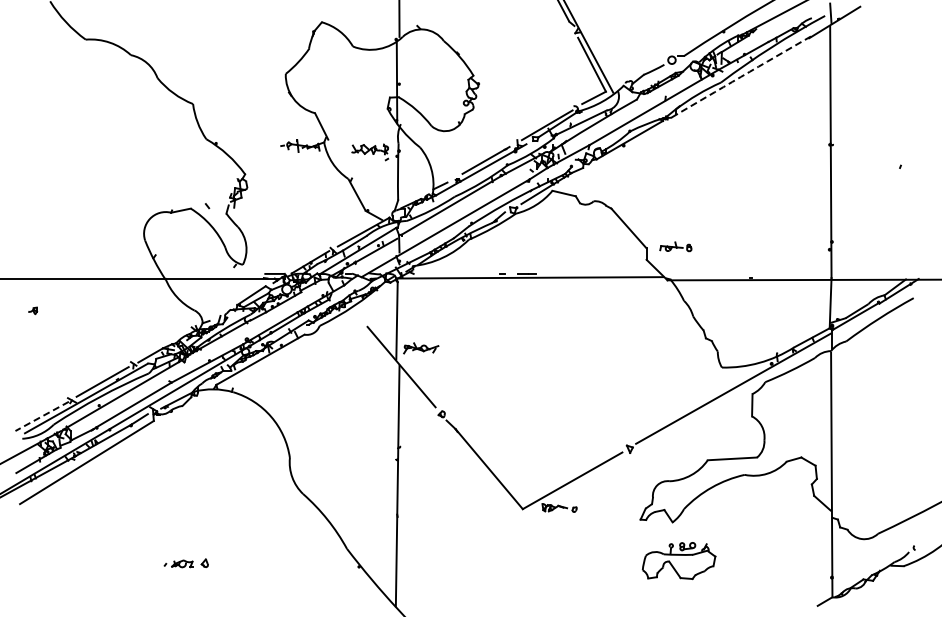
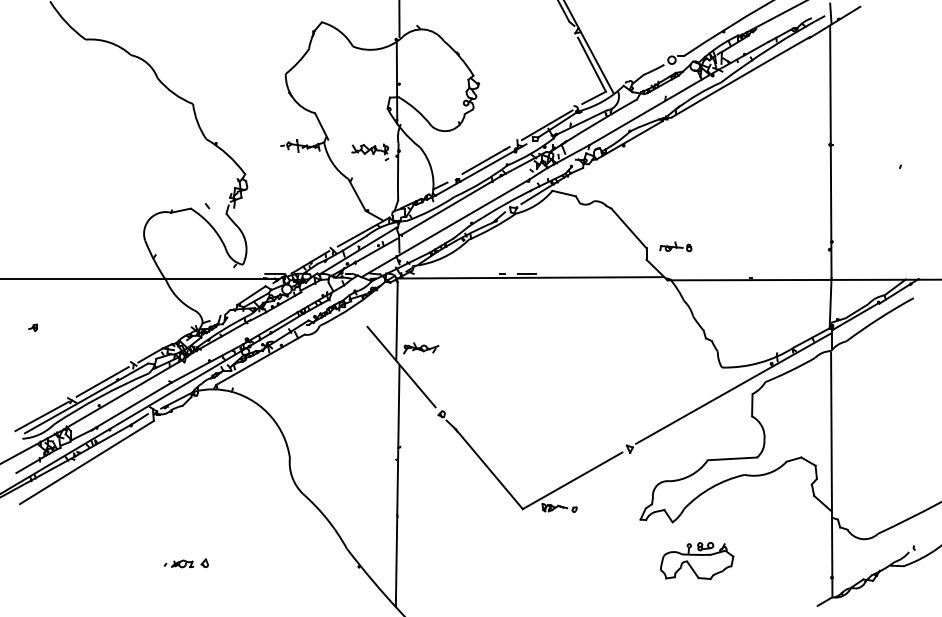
arc: dashed -> solid (741, 76)
part position: (33, 310) -> (33, 327) (33, 327)
line: dashed -> solid (41, 416)
part position: (679, 561) -> (697, 561) (697, 561)
